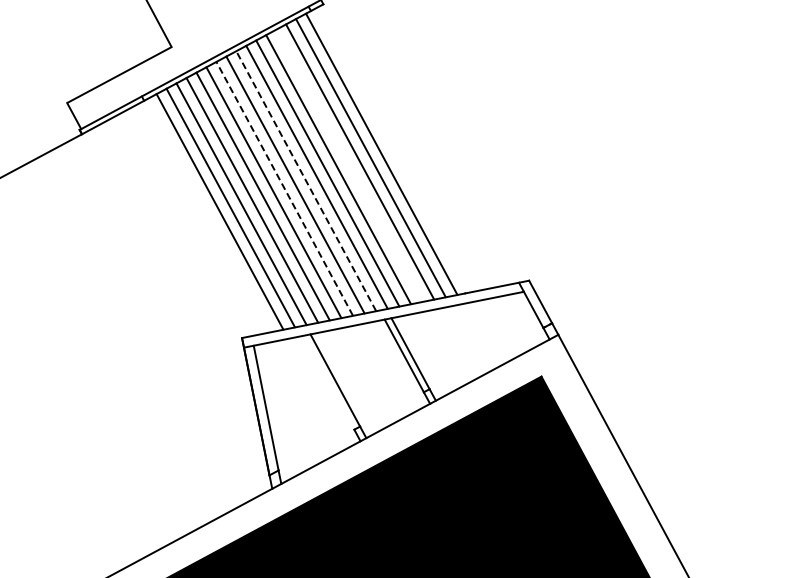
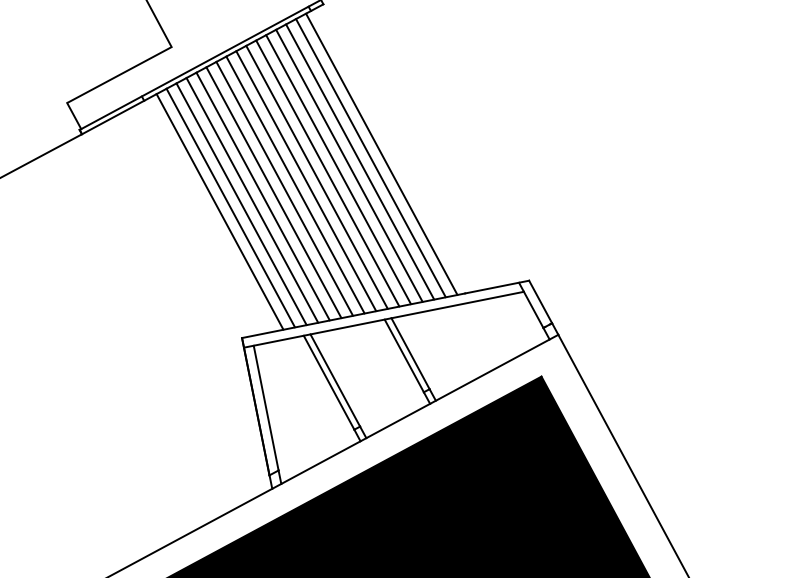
line: none -> present (349, 165)
line: dashed -> solid (306, 181)
line: dashed -> solid (284, 188)
line: none -> present (328, 382)
